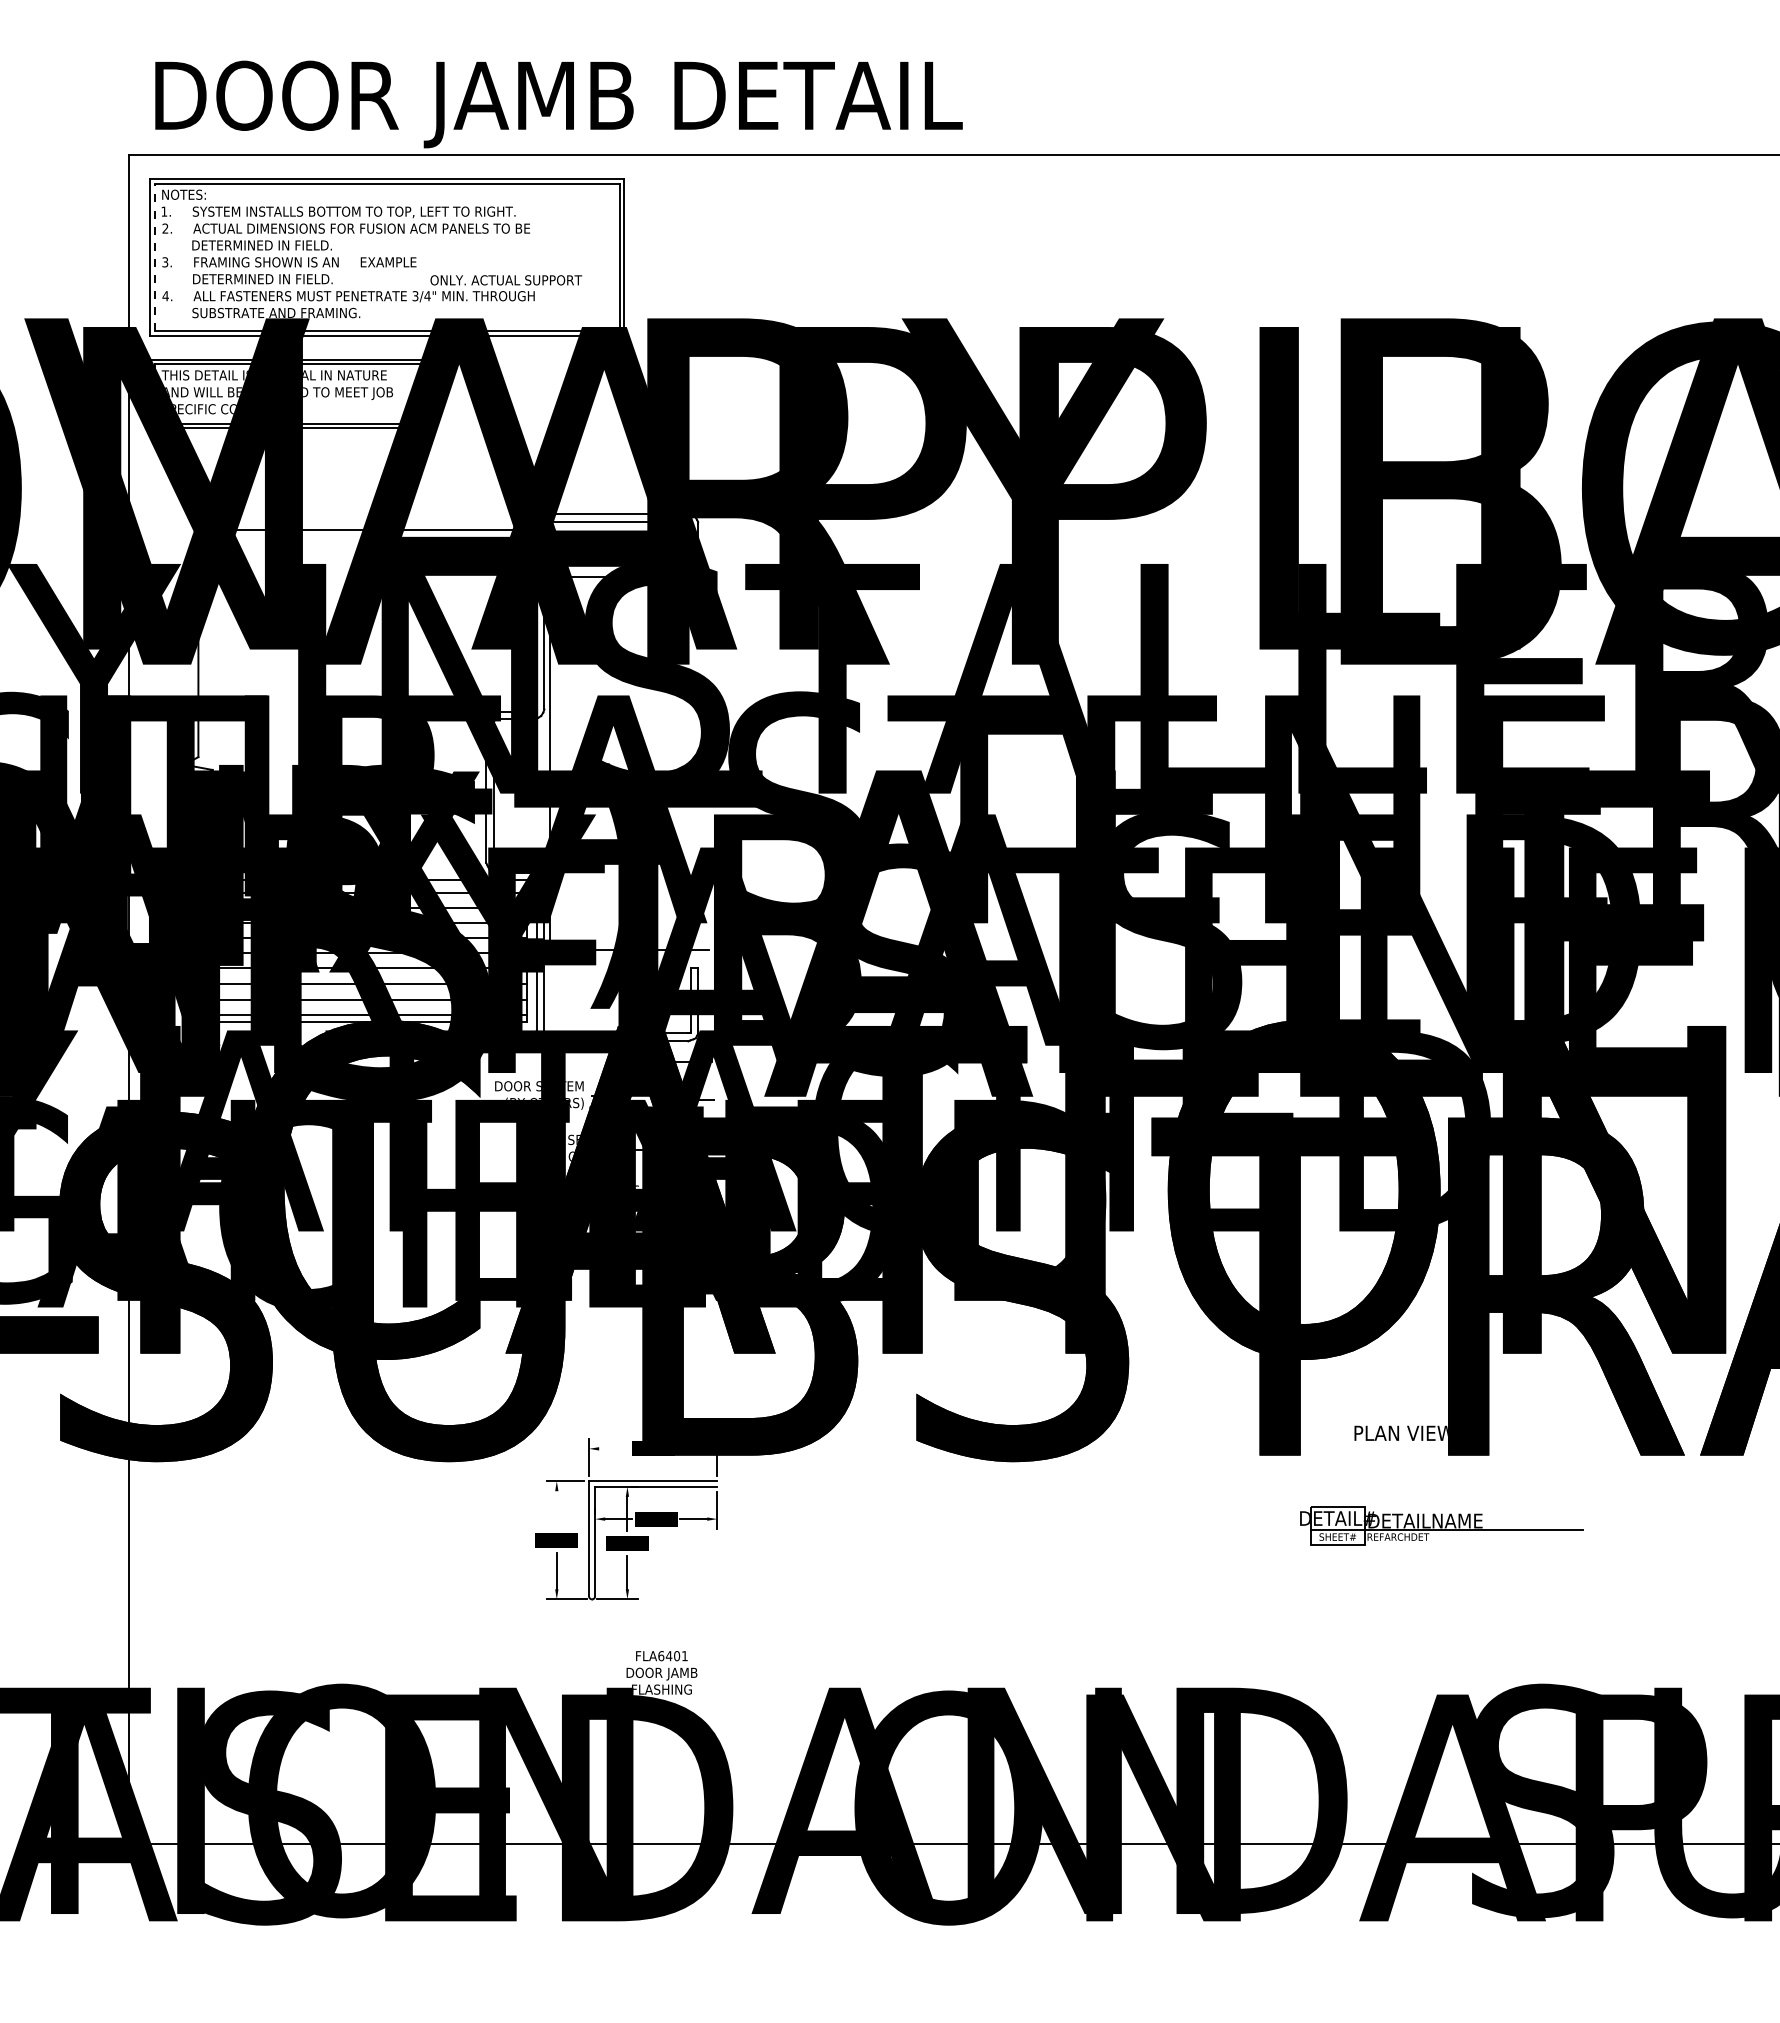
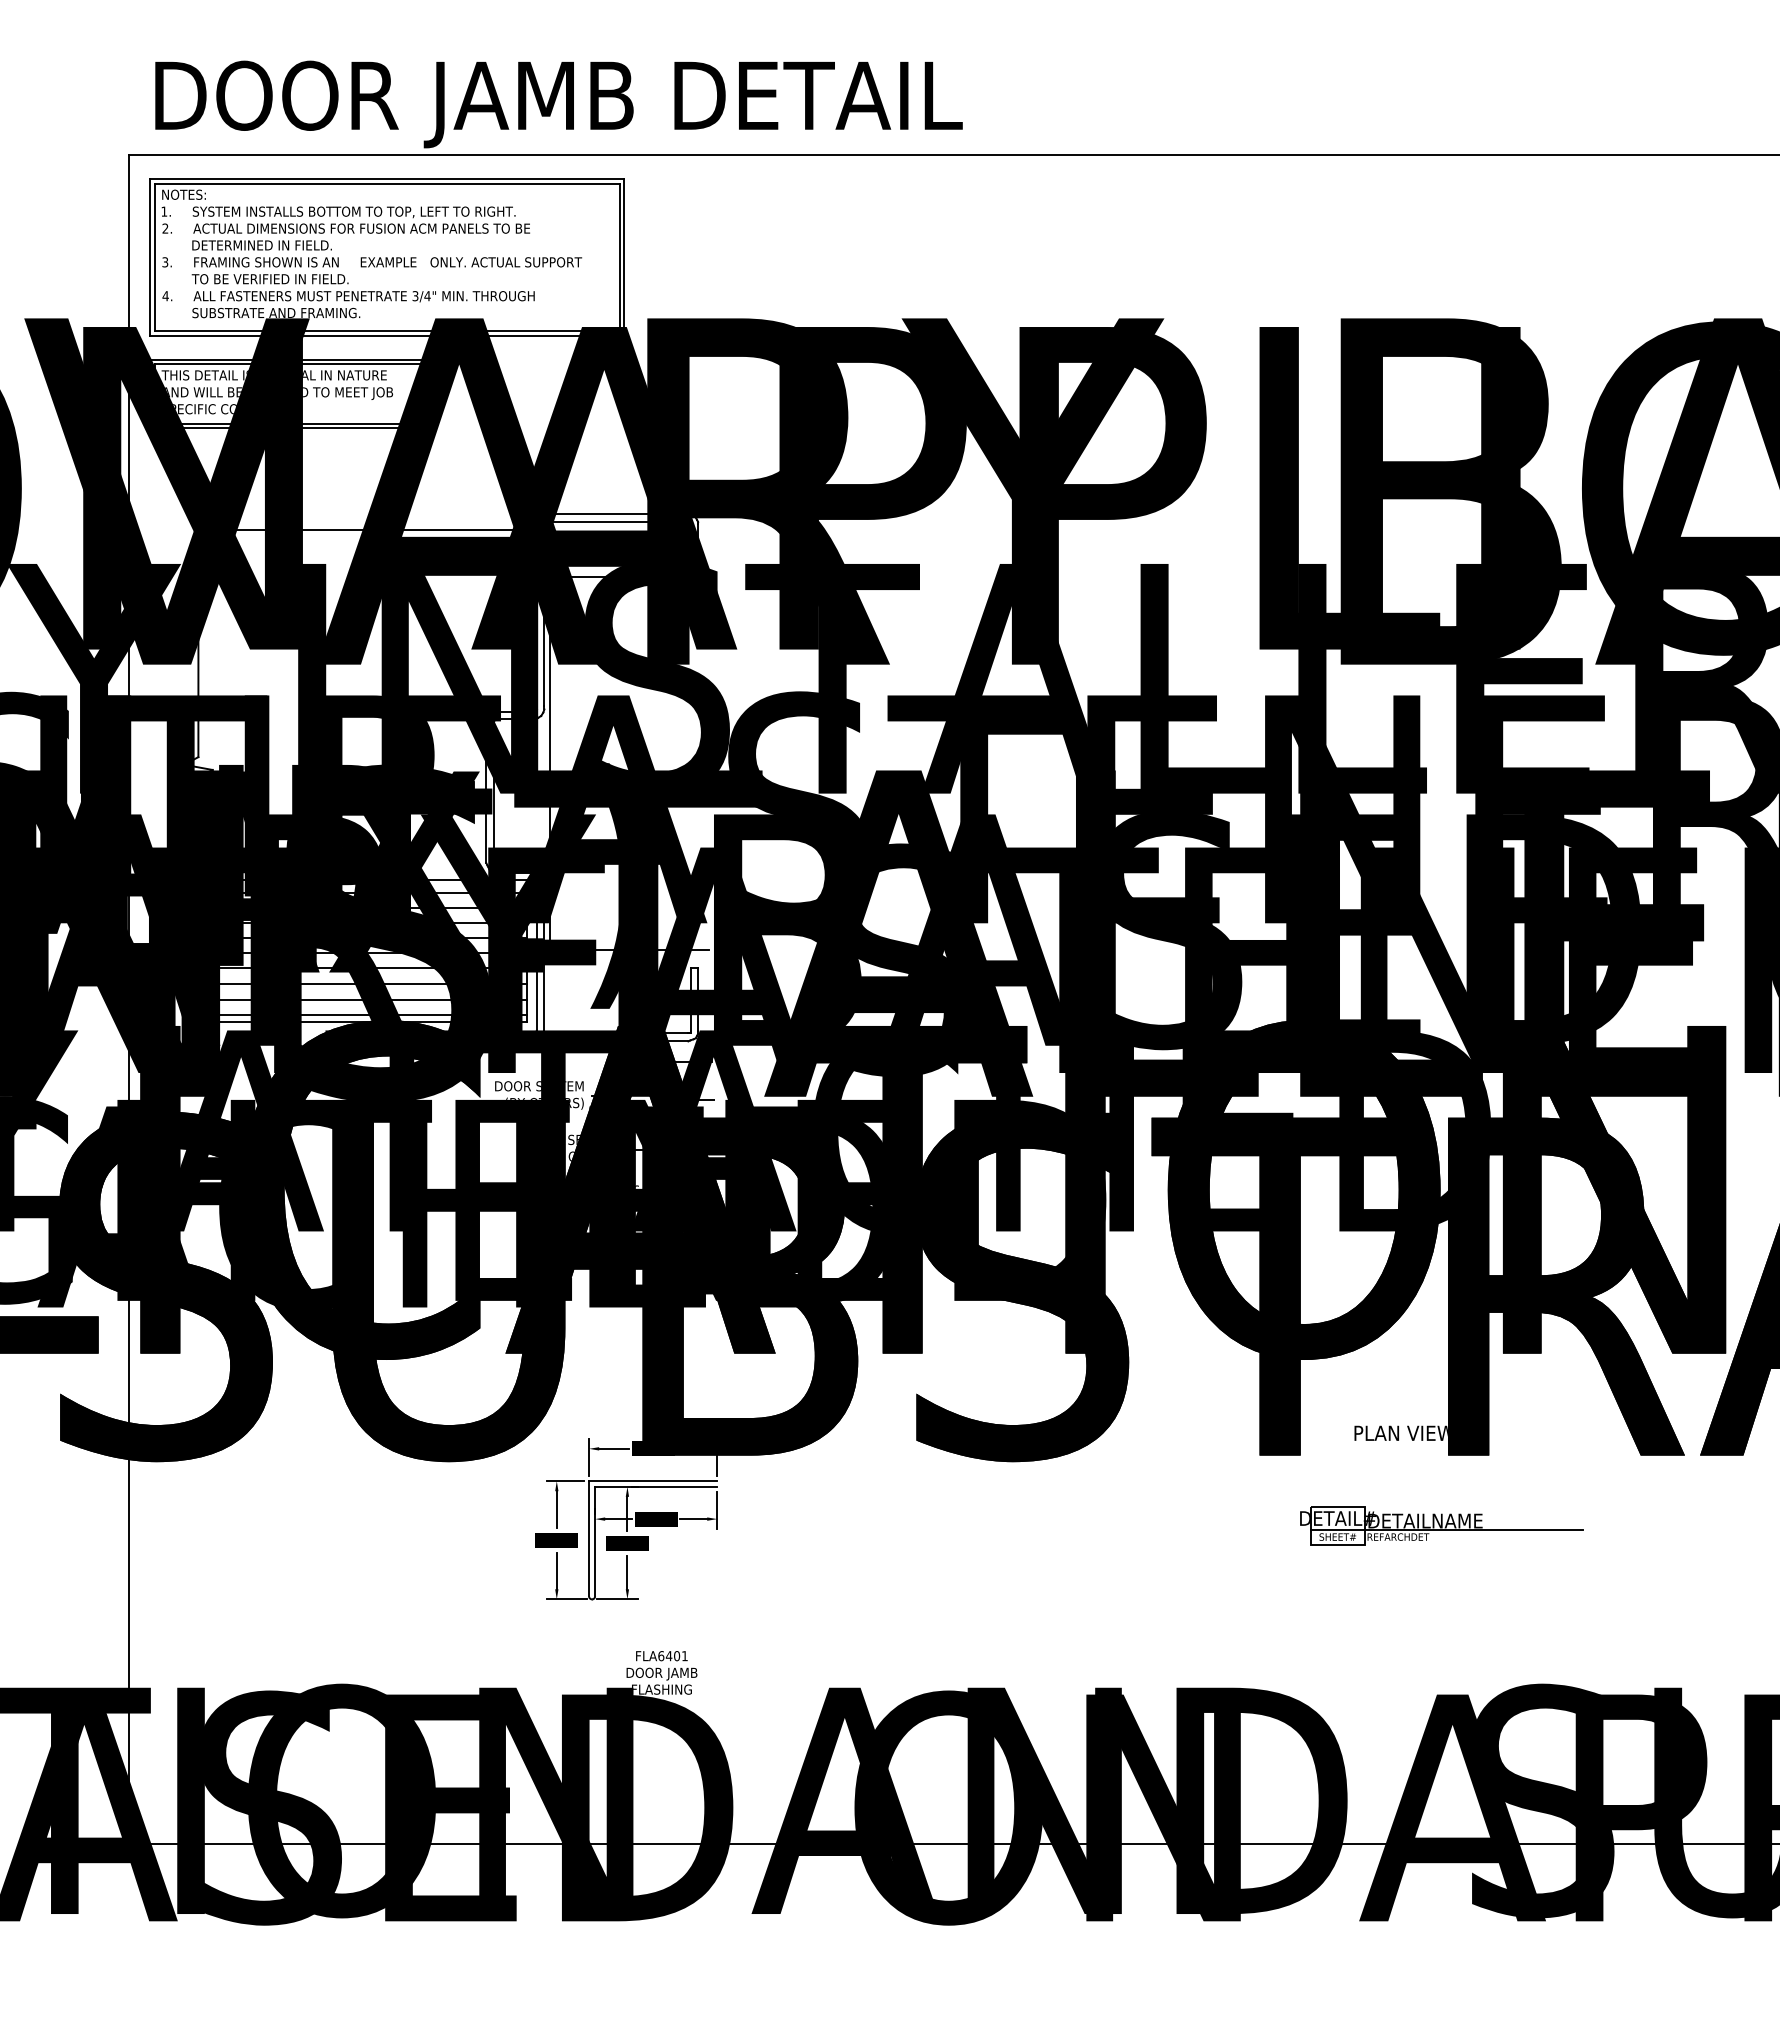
line: dashed -> solid (154, 257)
text: DETERMINED IN FIELD. -> TO BE VERIFIED IN FIELD. (269, 279)
text position: (506, 280) -> (506, 262) (506, 262)
line: none -> present (613, 1448)
line: none -> present (556, 1509)
